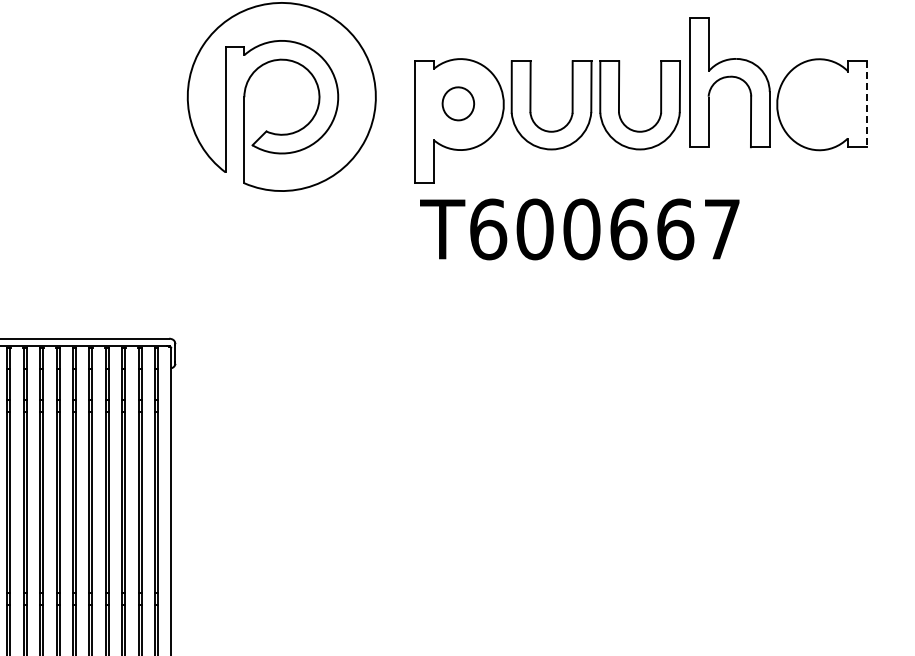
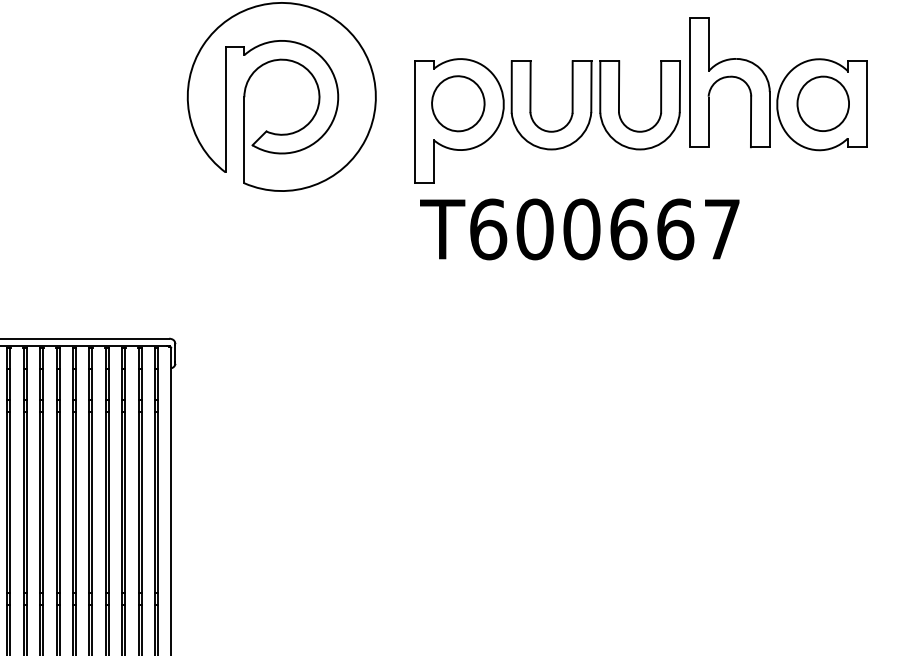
part size: 35x36 px -> 55x58 px (458, 103)
part: none -> present (822, 103)
line: dashed -> solid (866, 104)
